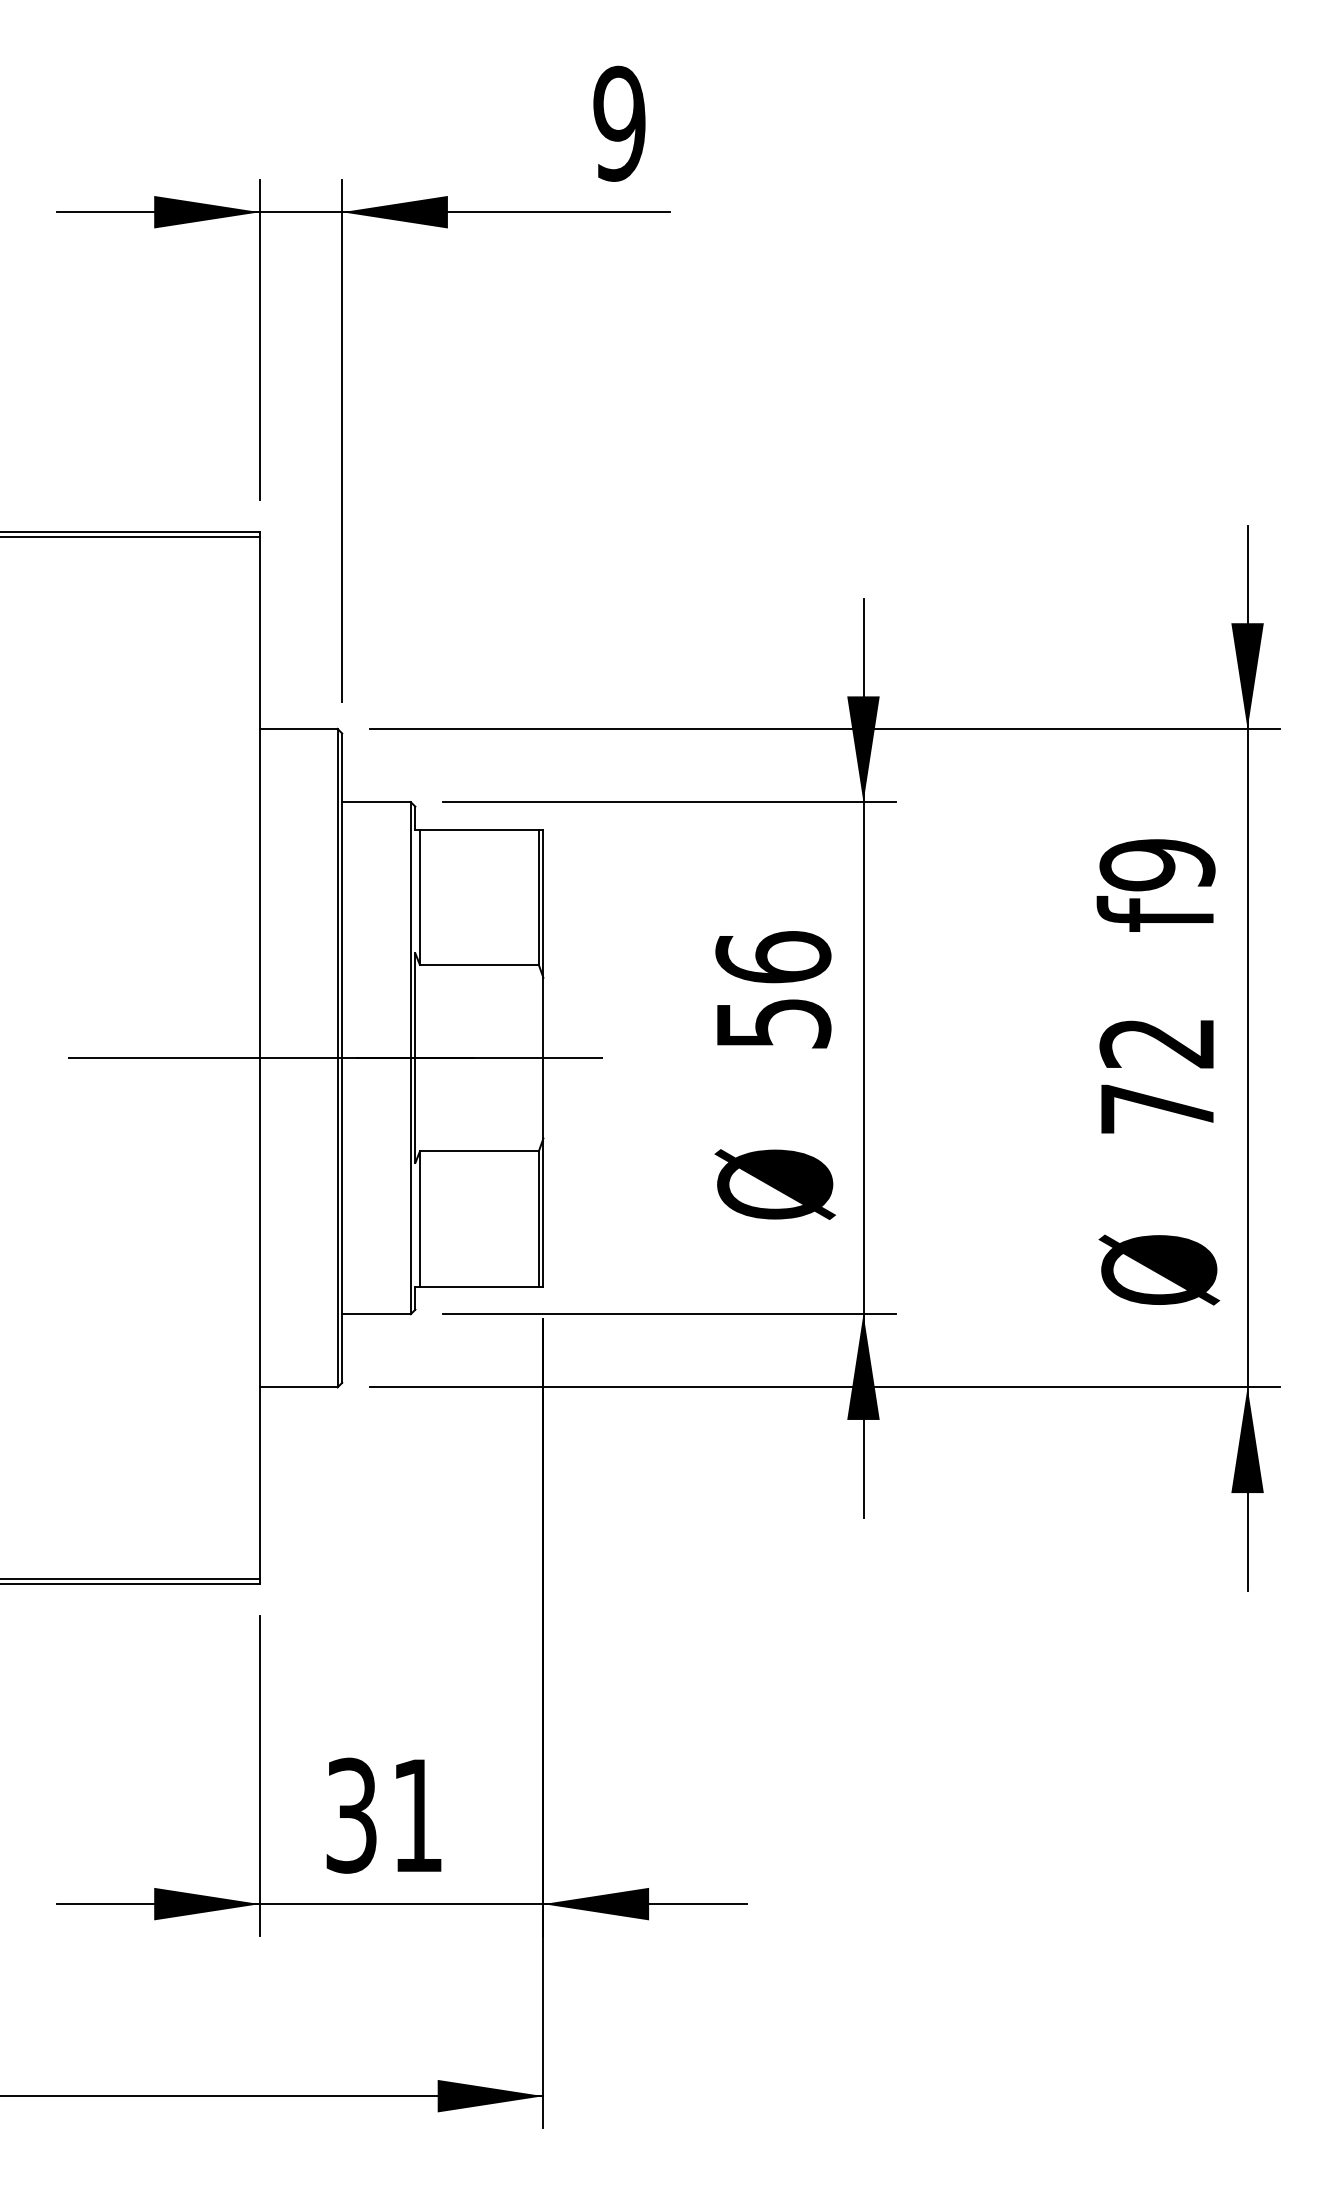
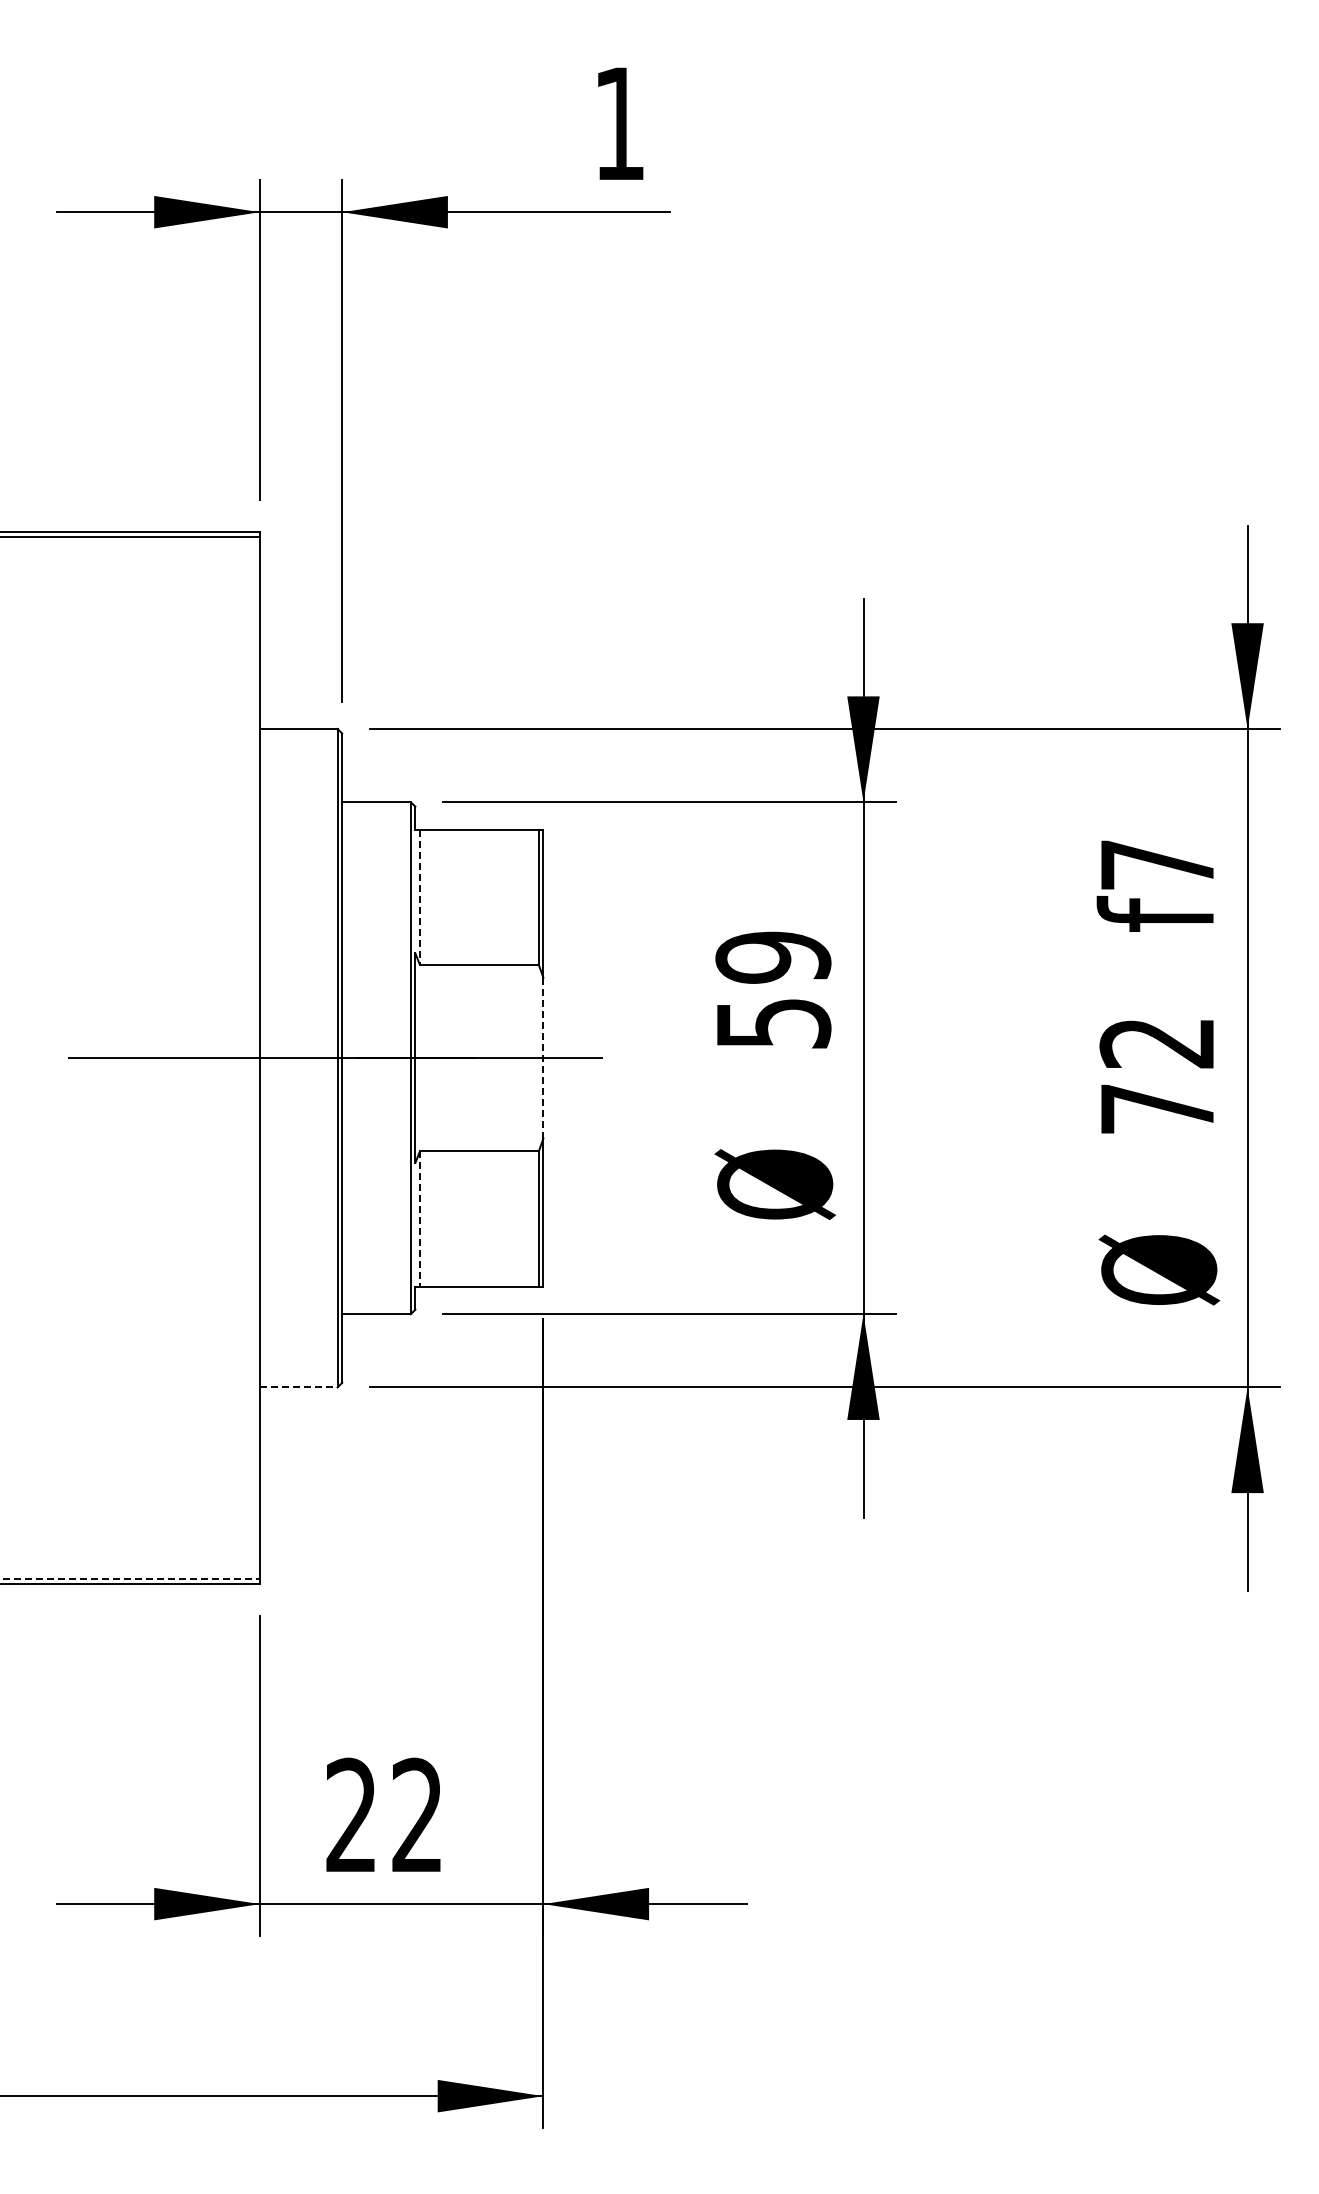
text: 9 -> 1 (619, 123)
text: f9 -> f7 (1157, 865)
line: solid -> dashed (419, 897)
text: 56 -> 59 (773, 957)
line: solid -> dashed (543, 1058)
line: solid -> dashed (419, 1219)
line: solid -> dashed (298, 1387)
line: solid -> dashed (130, 1579)
text: 31 -> 22 (383, 1815)
